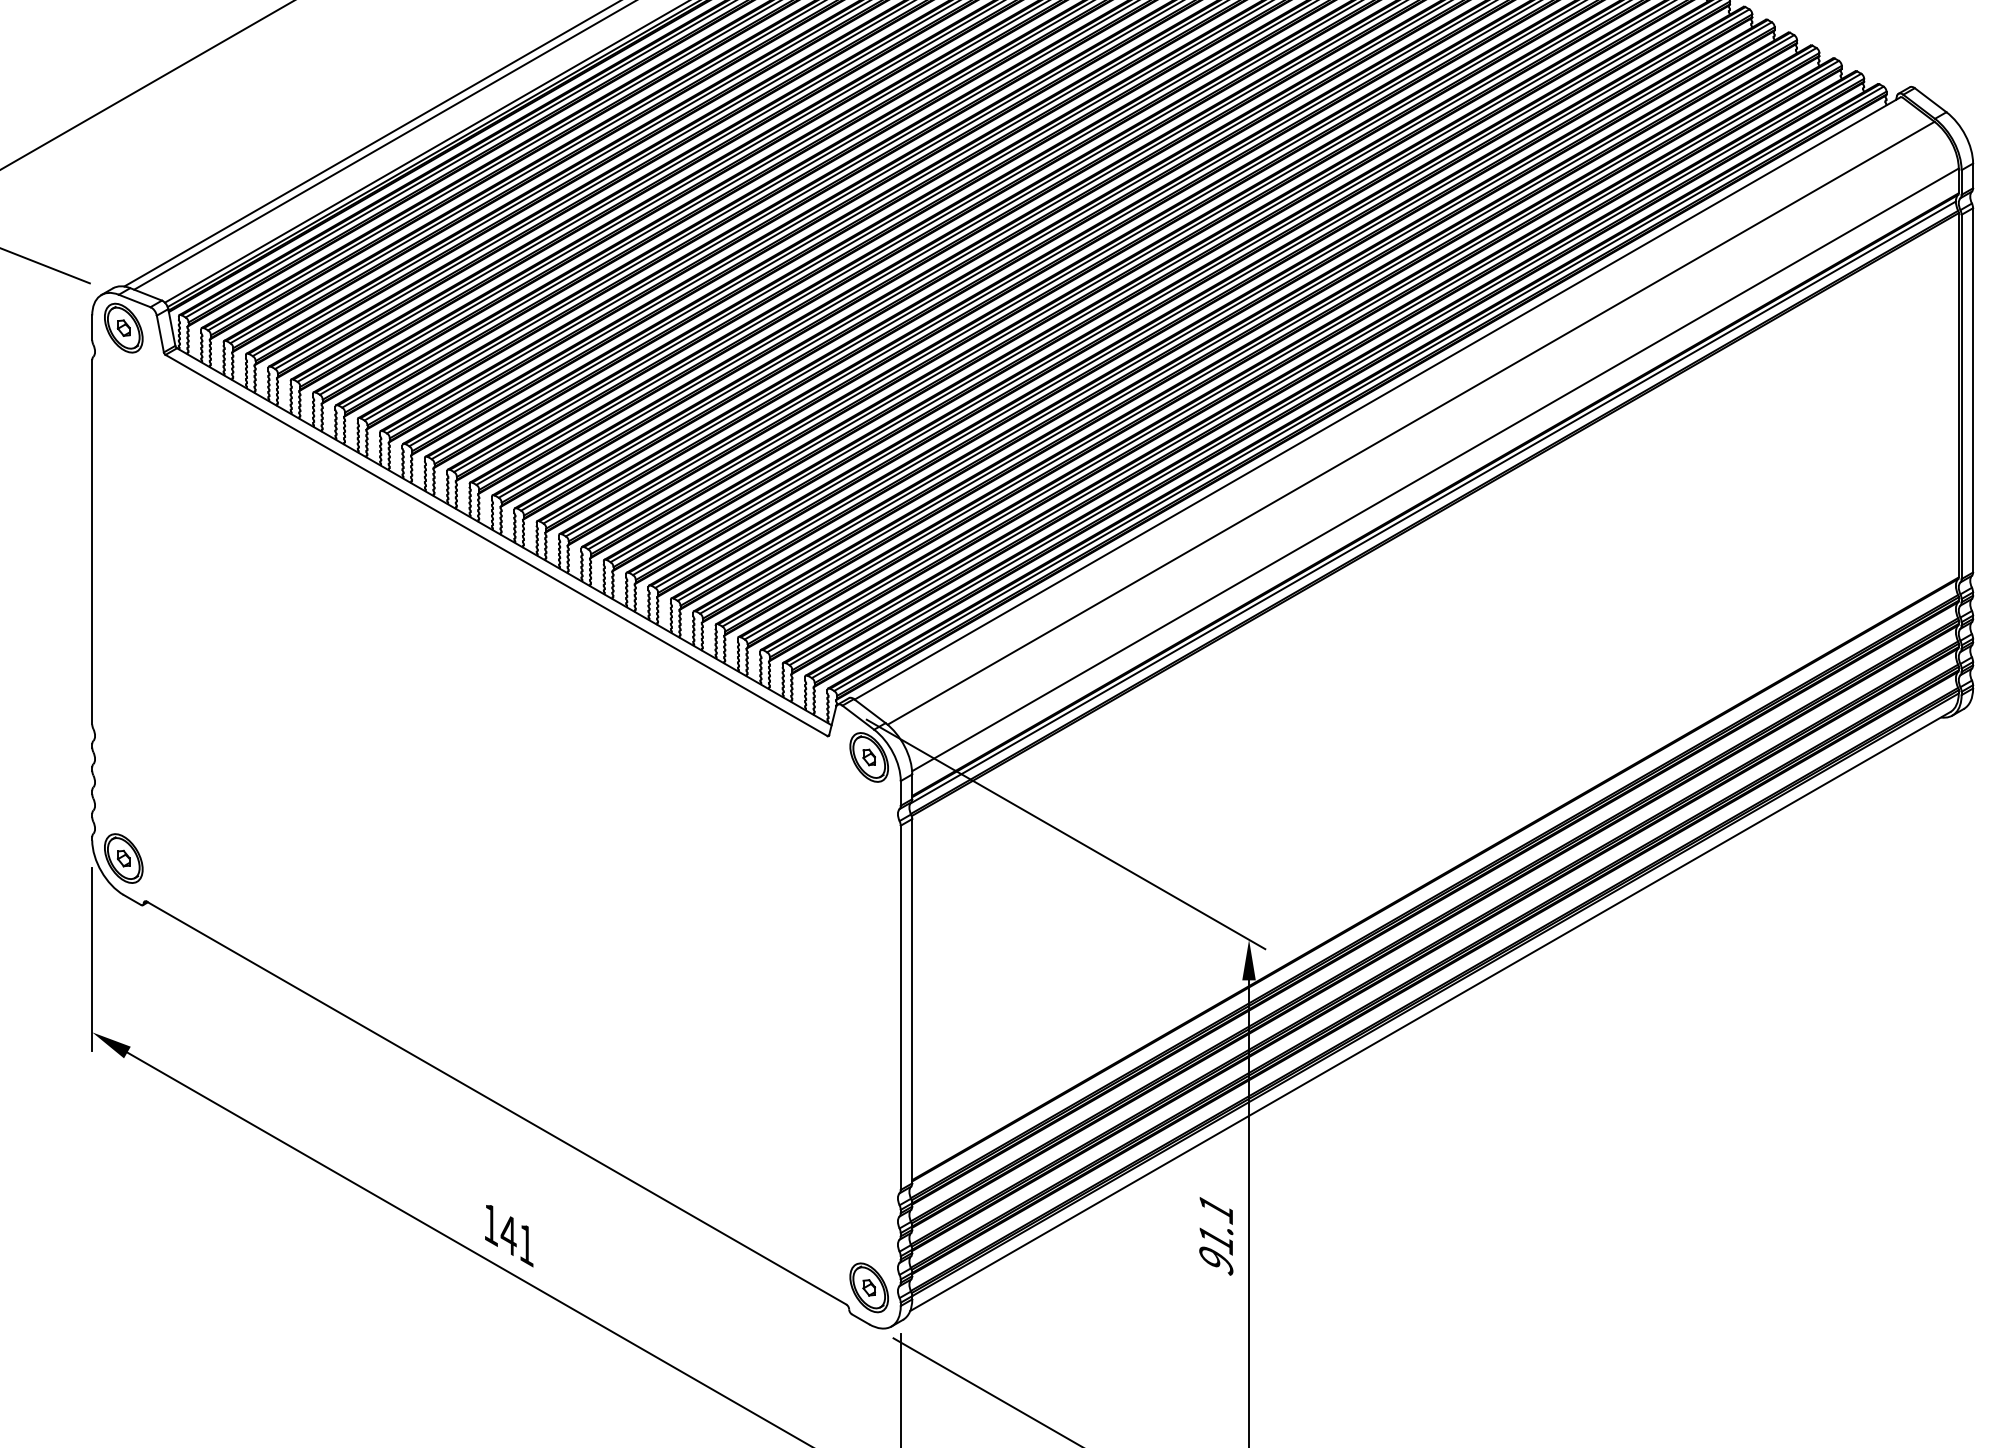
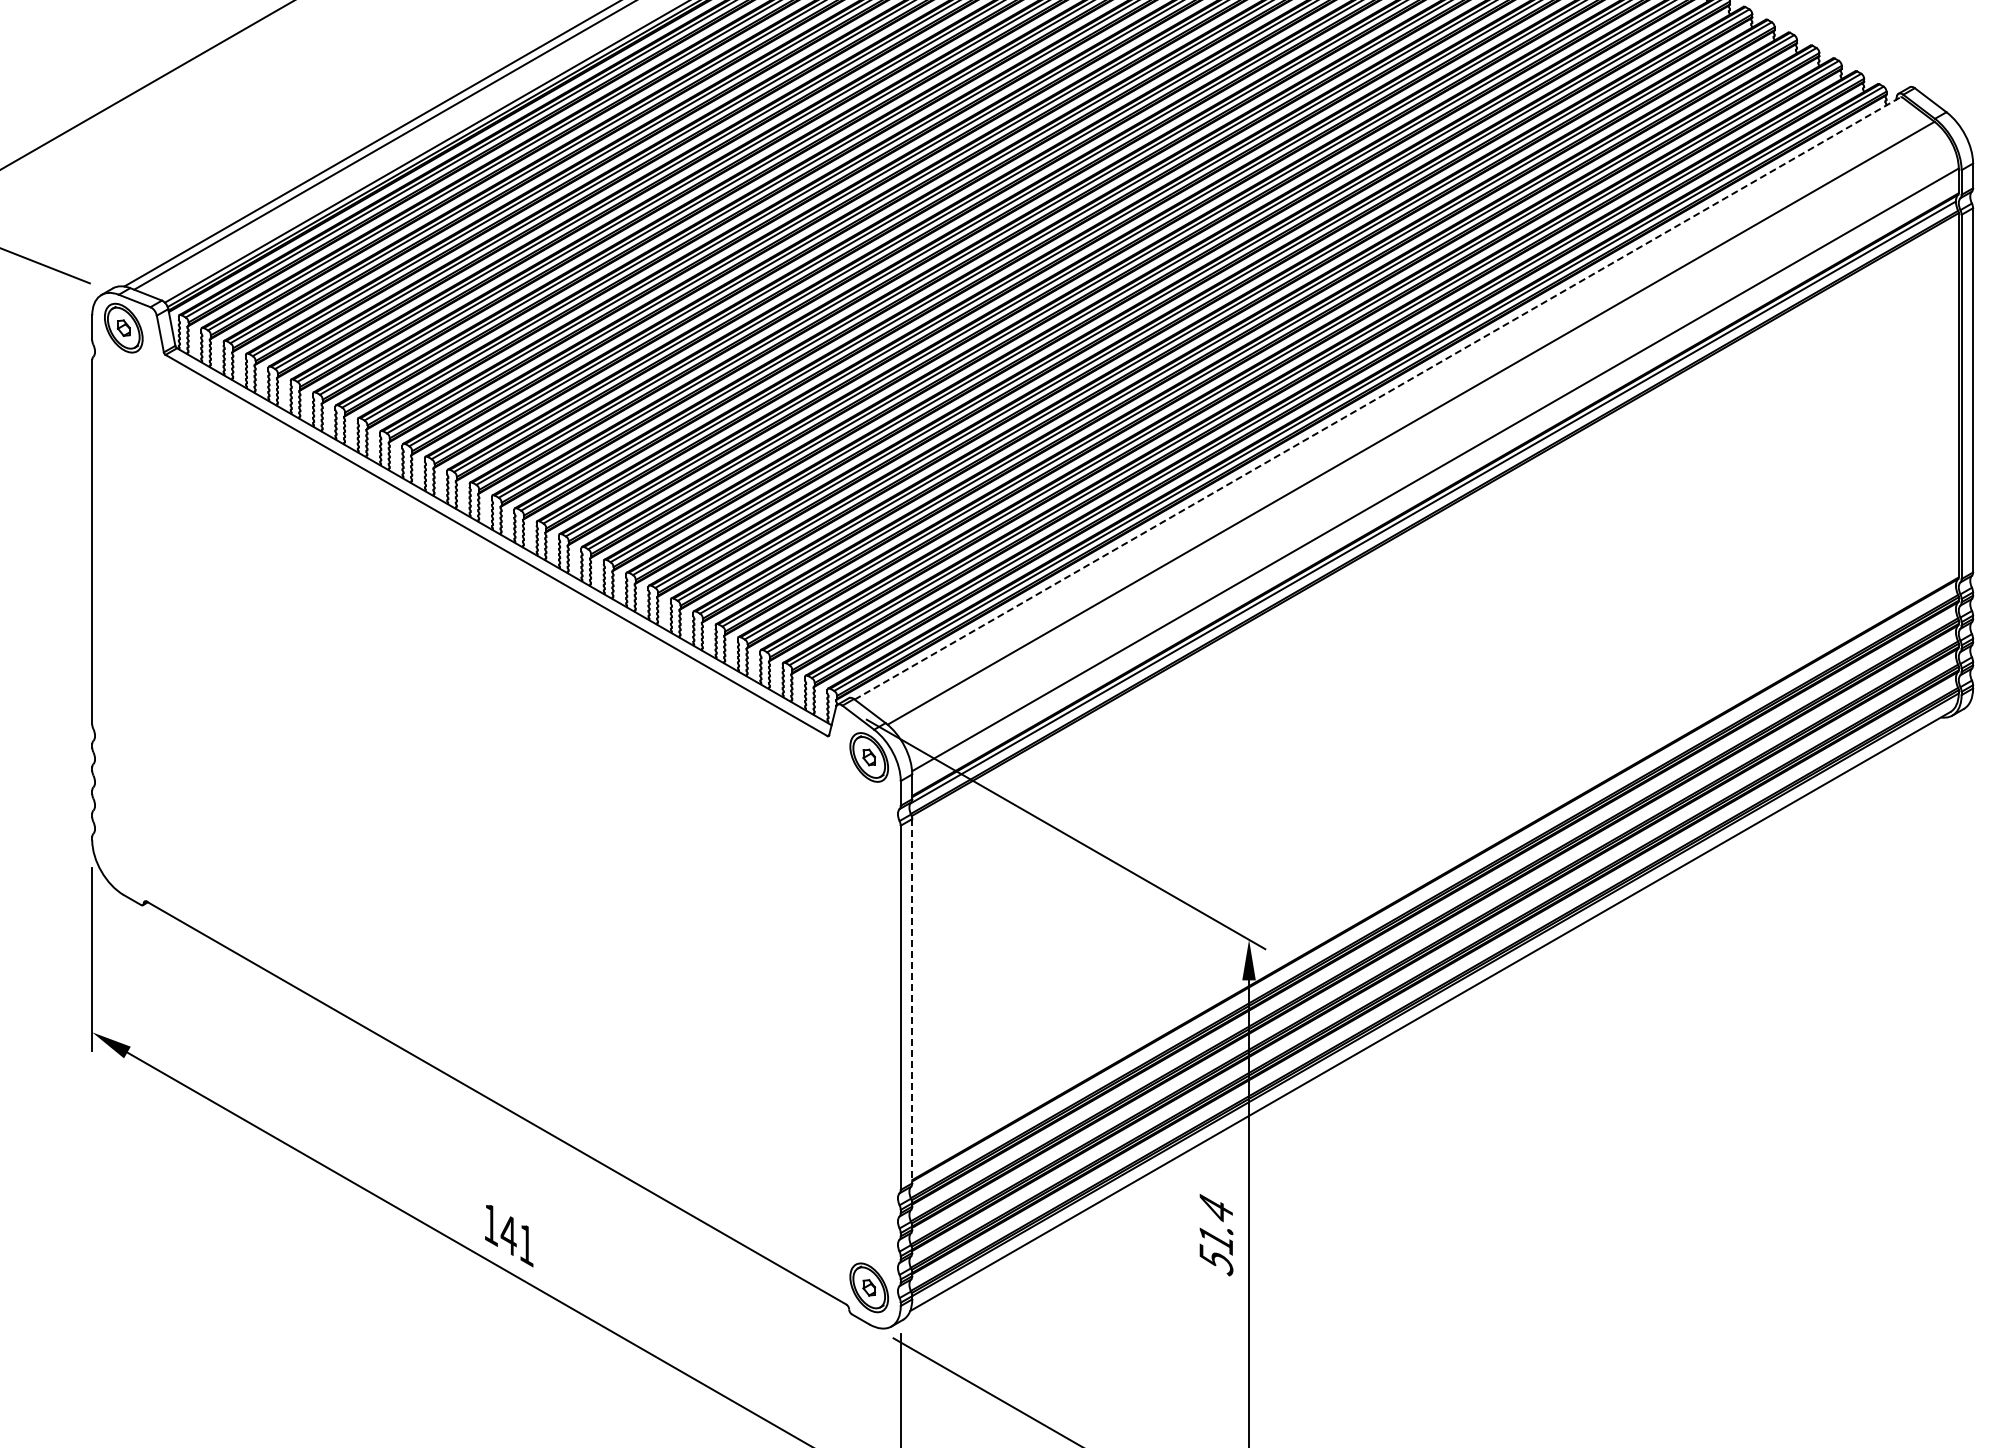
line: solid -> dashed (1378, 398)
part: present -> none (123, 858)
line: solid -> dashed (912, 1001)
text: 91.1 -> 51.4 (1216, 1235)
